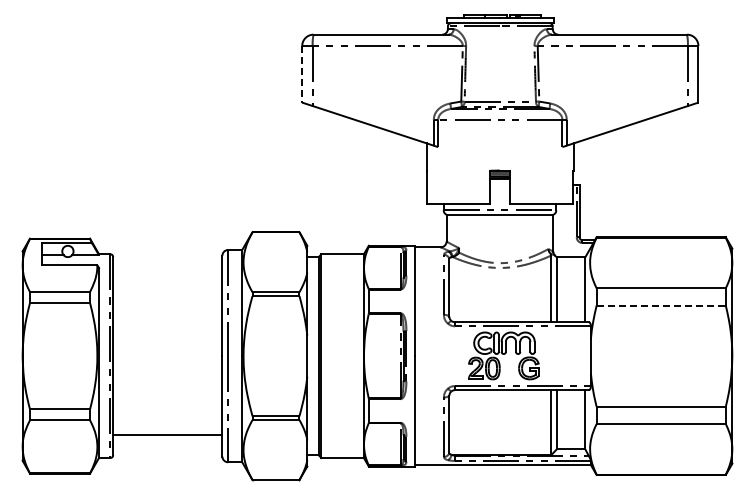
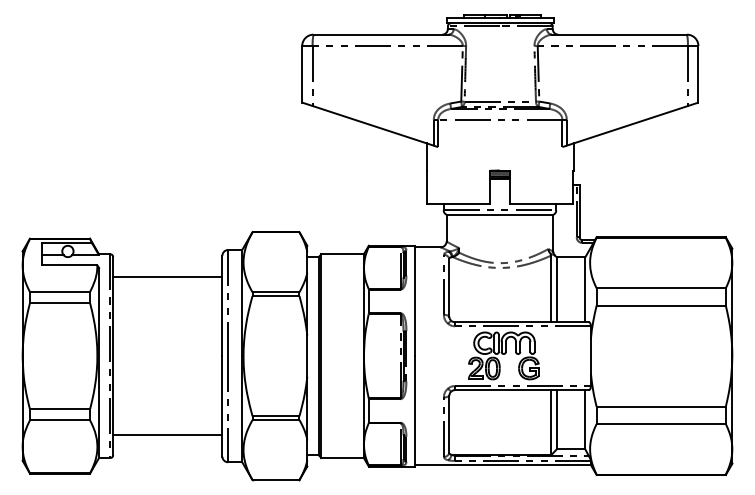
line: dashed -> solid (302, 74)
line: none -> present (167, 276)
line: dashed -> solid (661, 305)
